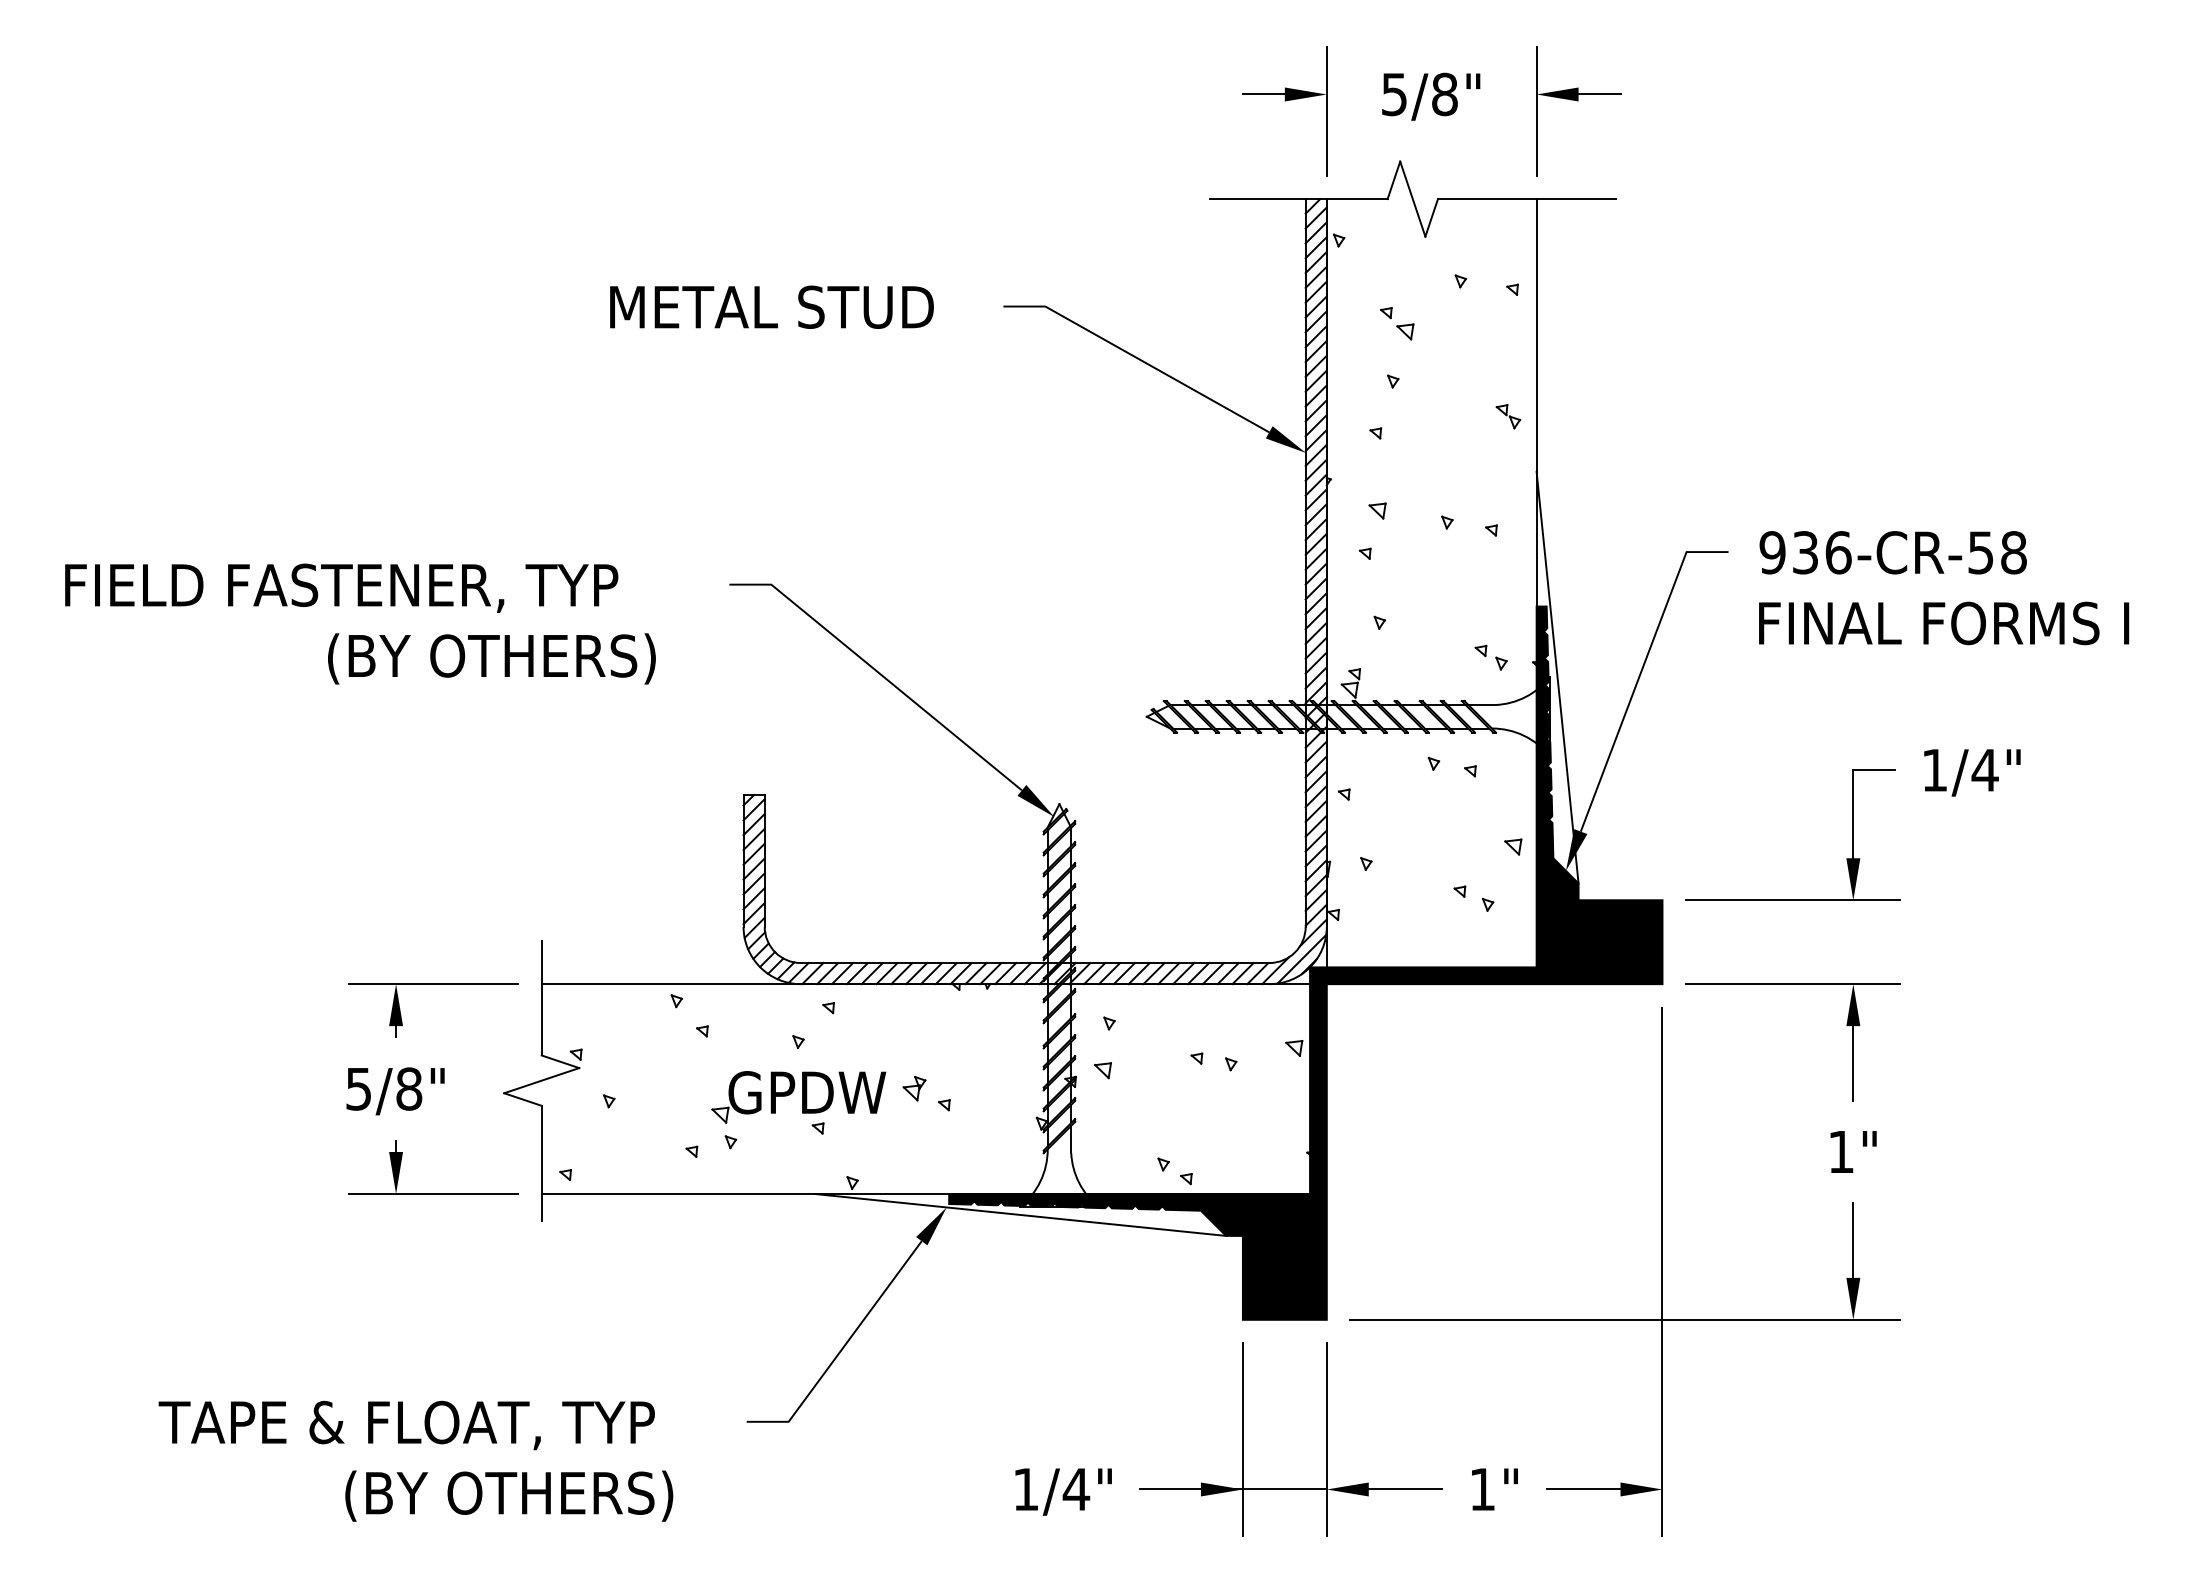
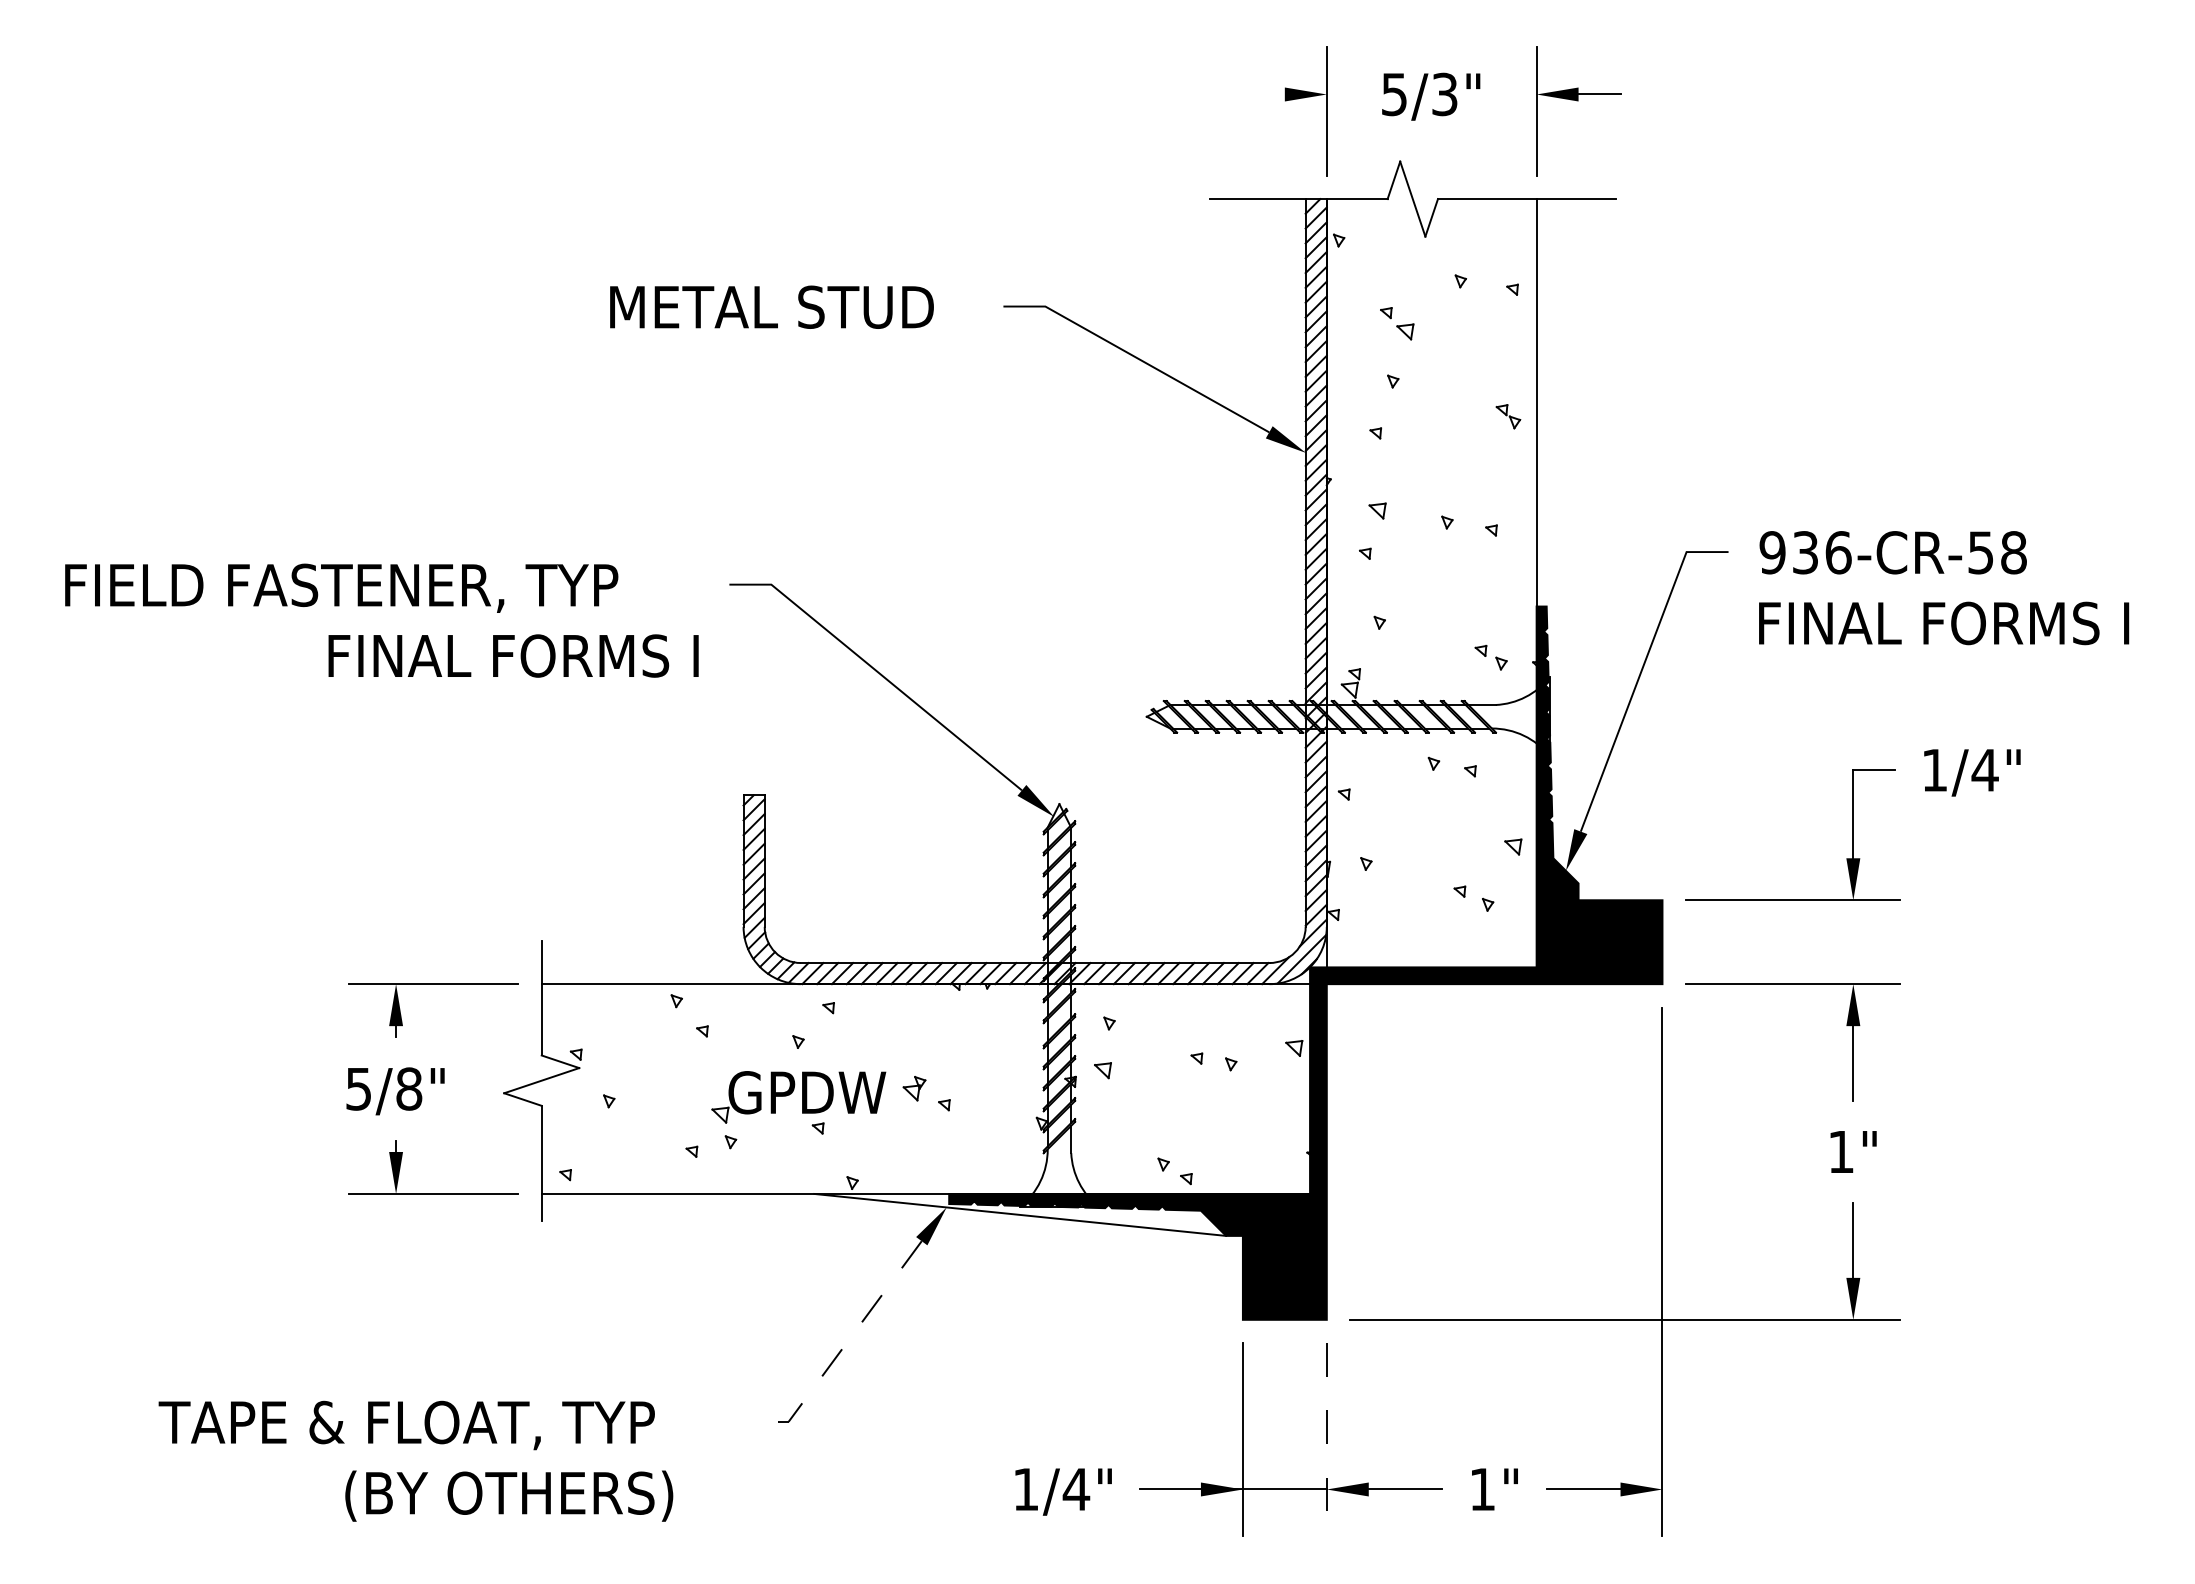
line: present -> none (1263, 94)
text: 5/8" -> 5/3" (1444, 94)
text: (BY OTHERS) -> FINAL FORMS I (513, 658)
line: present -> none (1557, 677)
line: solid -> dashed (842, 1348)
line: solid -> dashed (1326, 1439)
